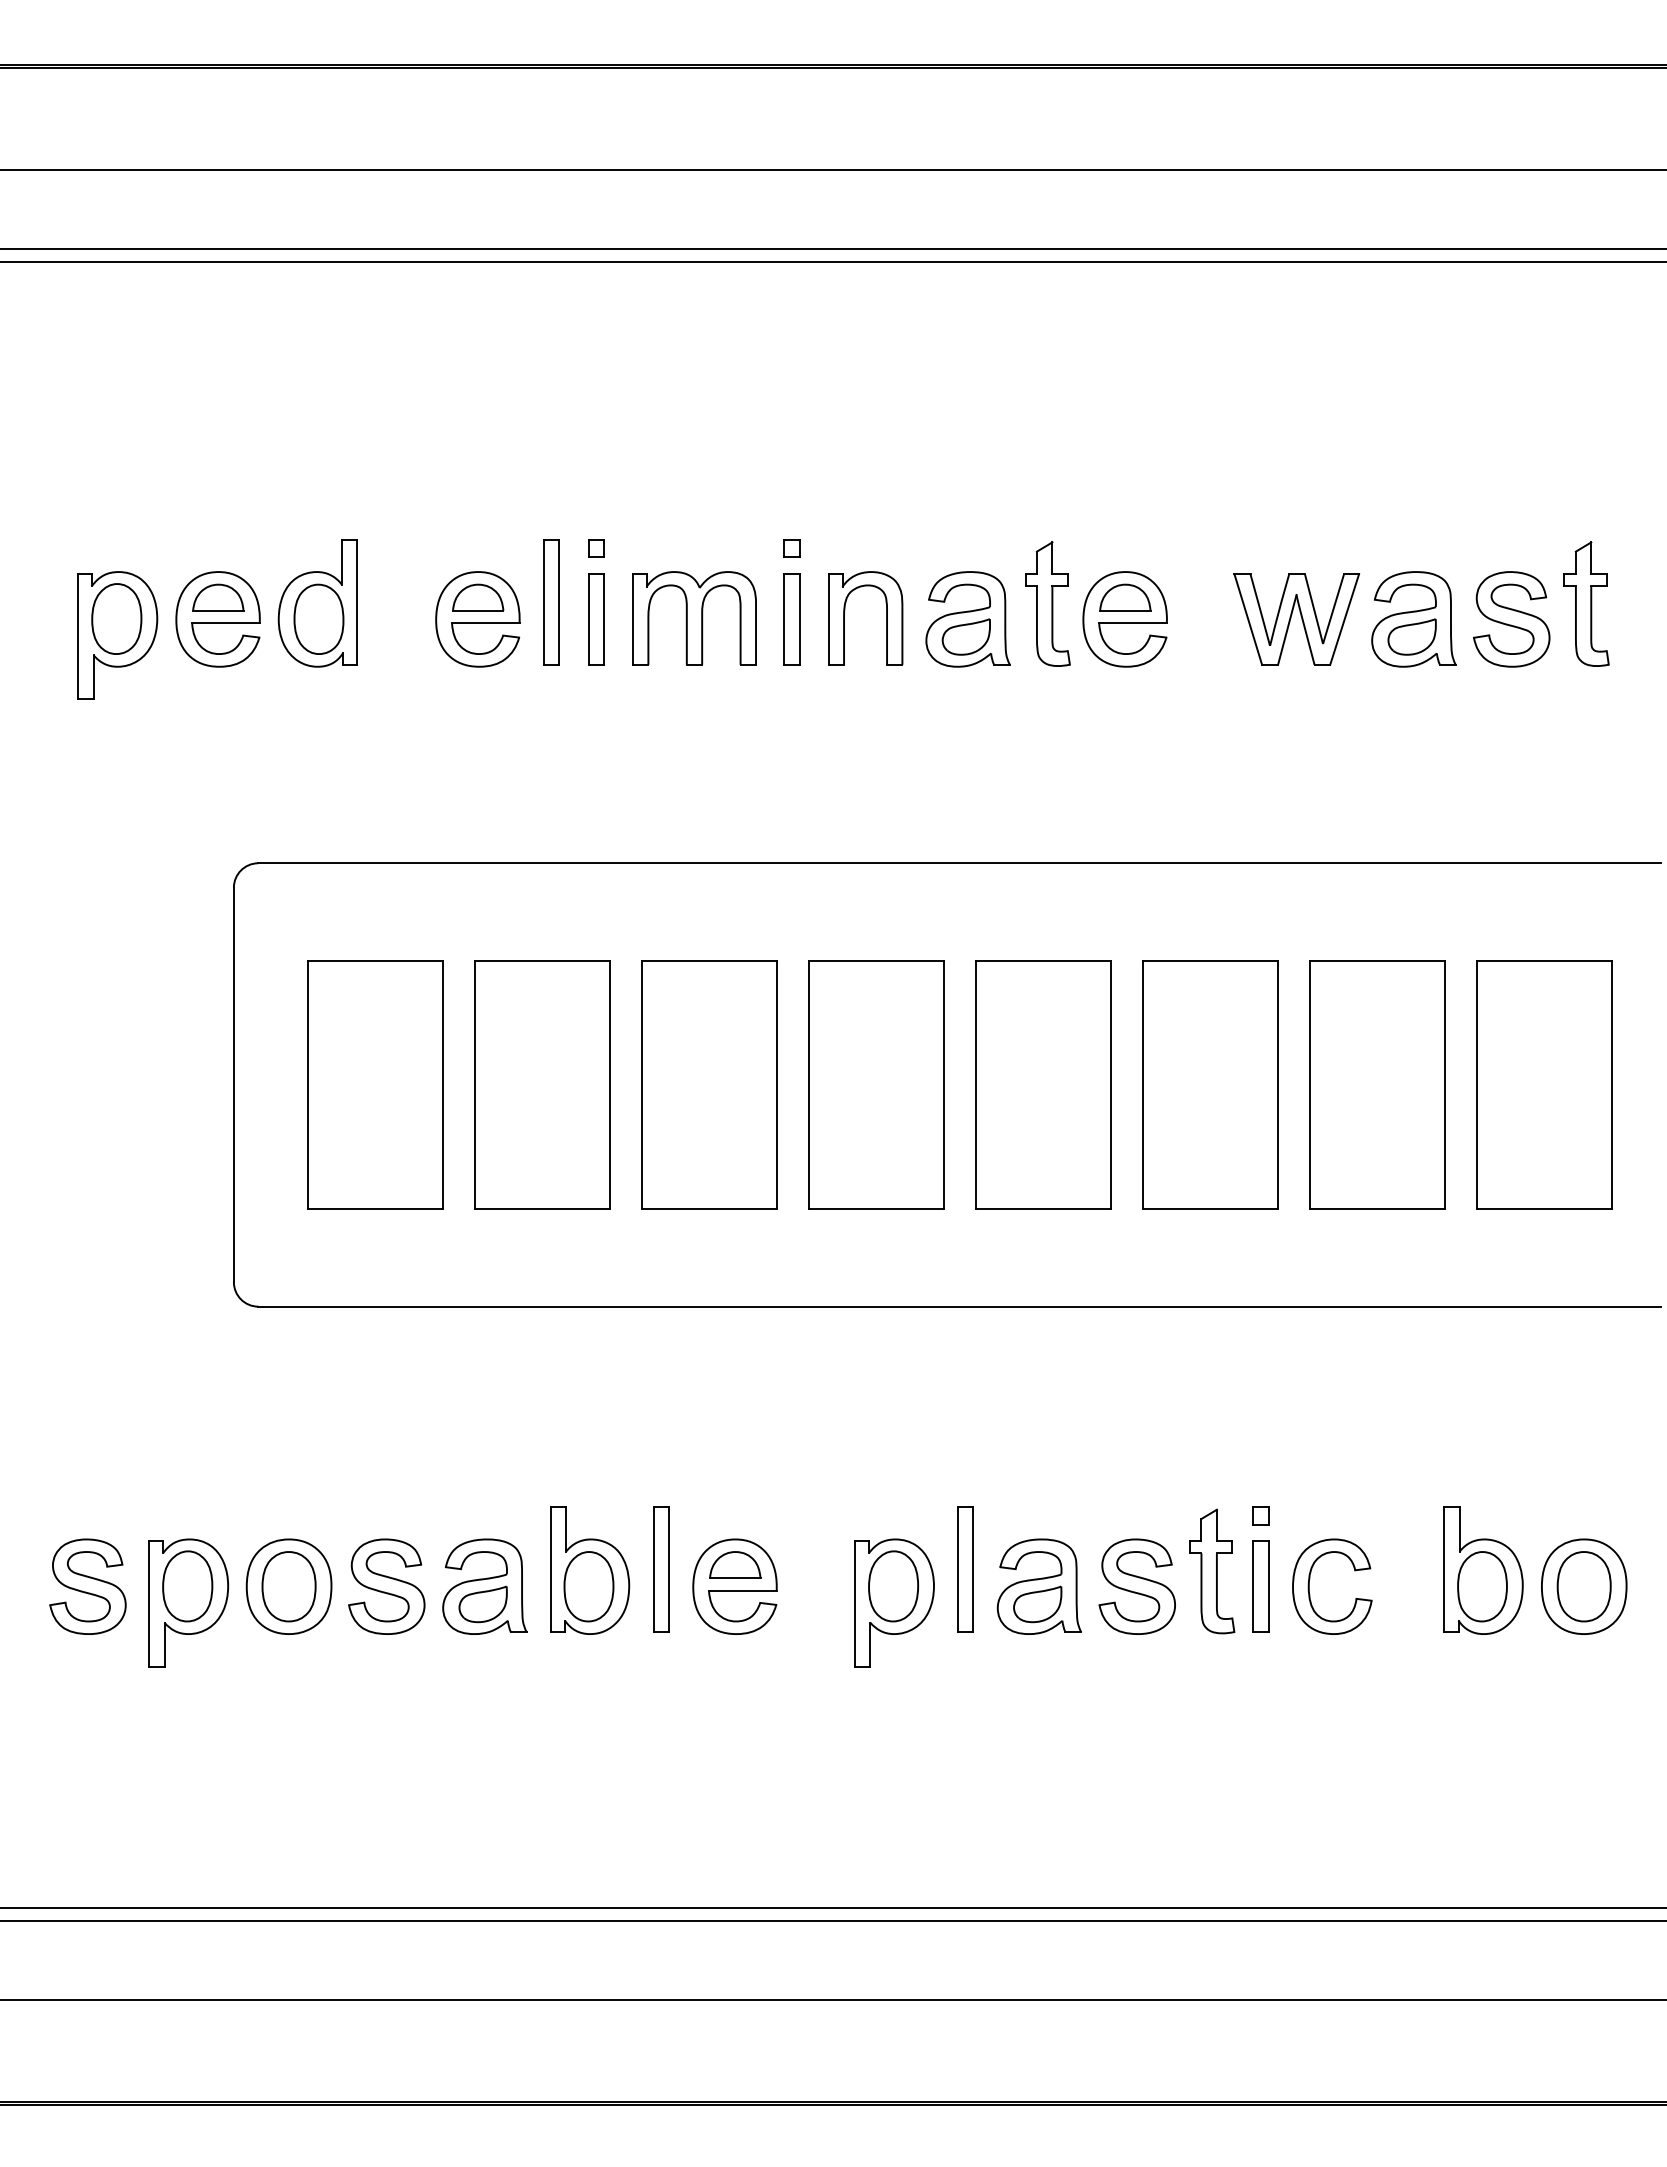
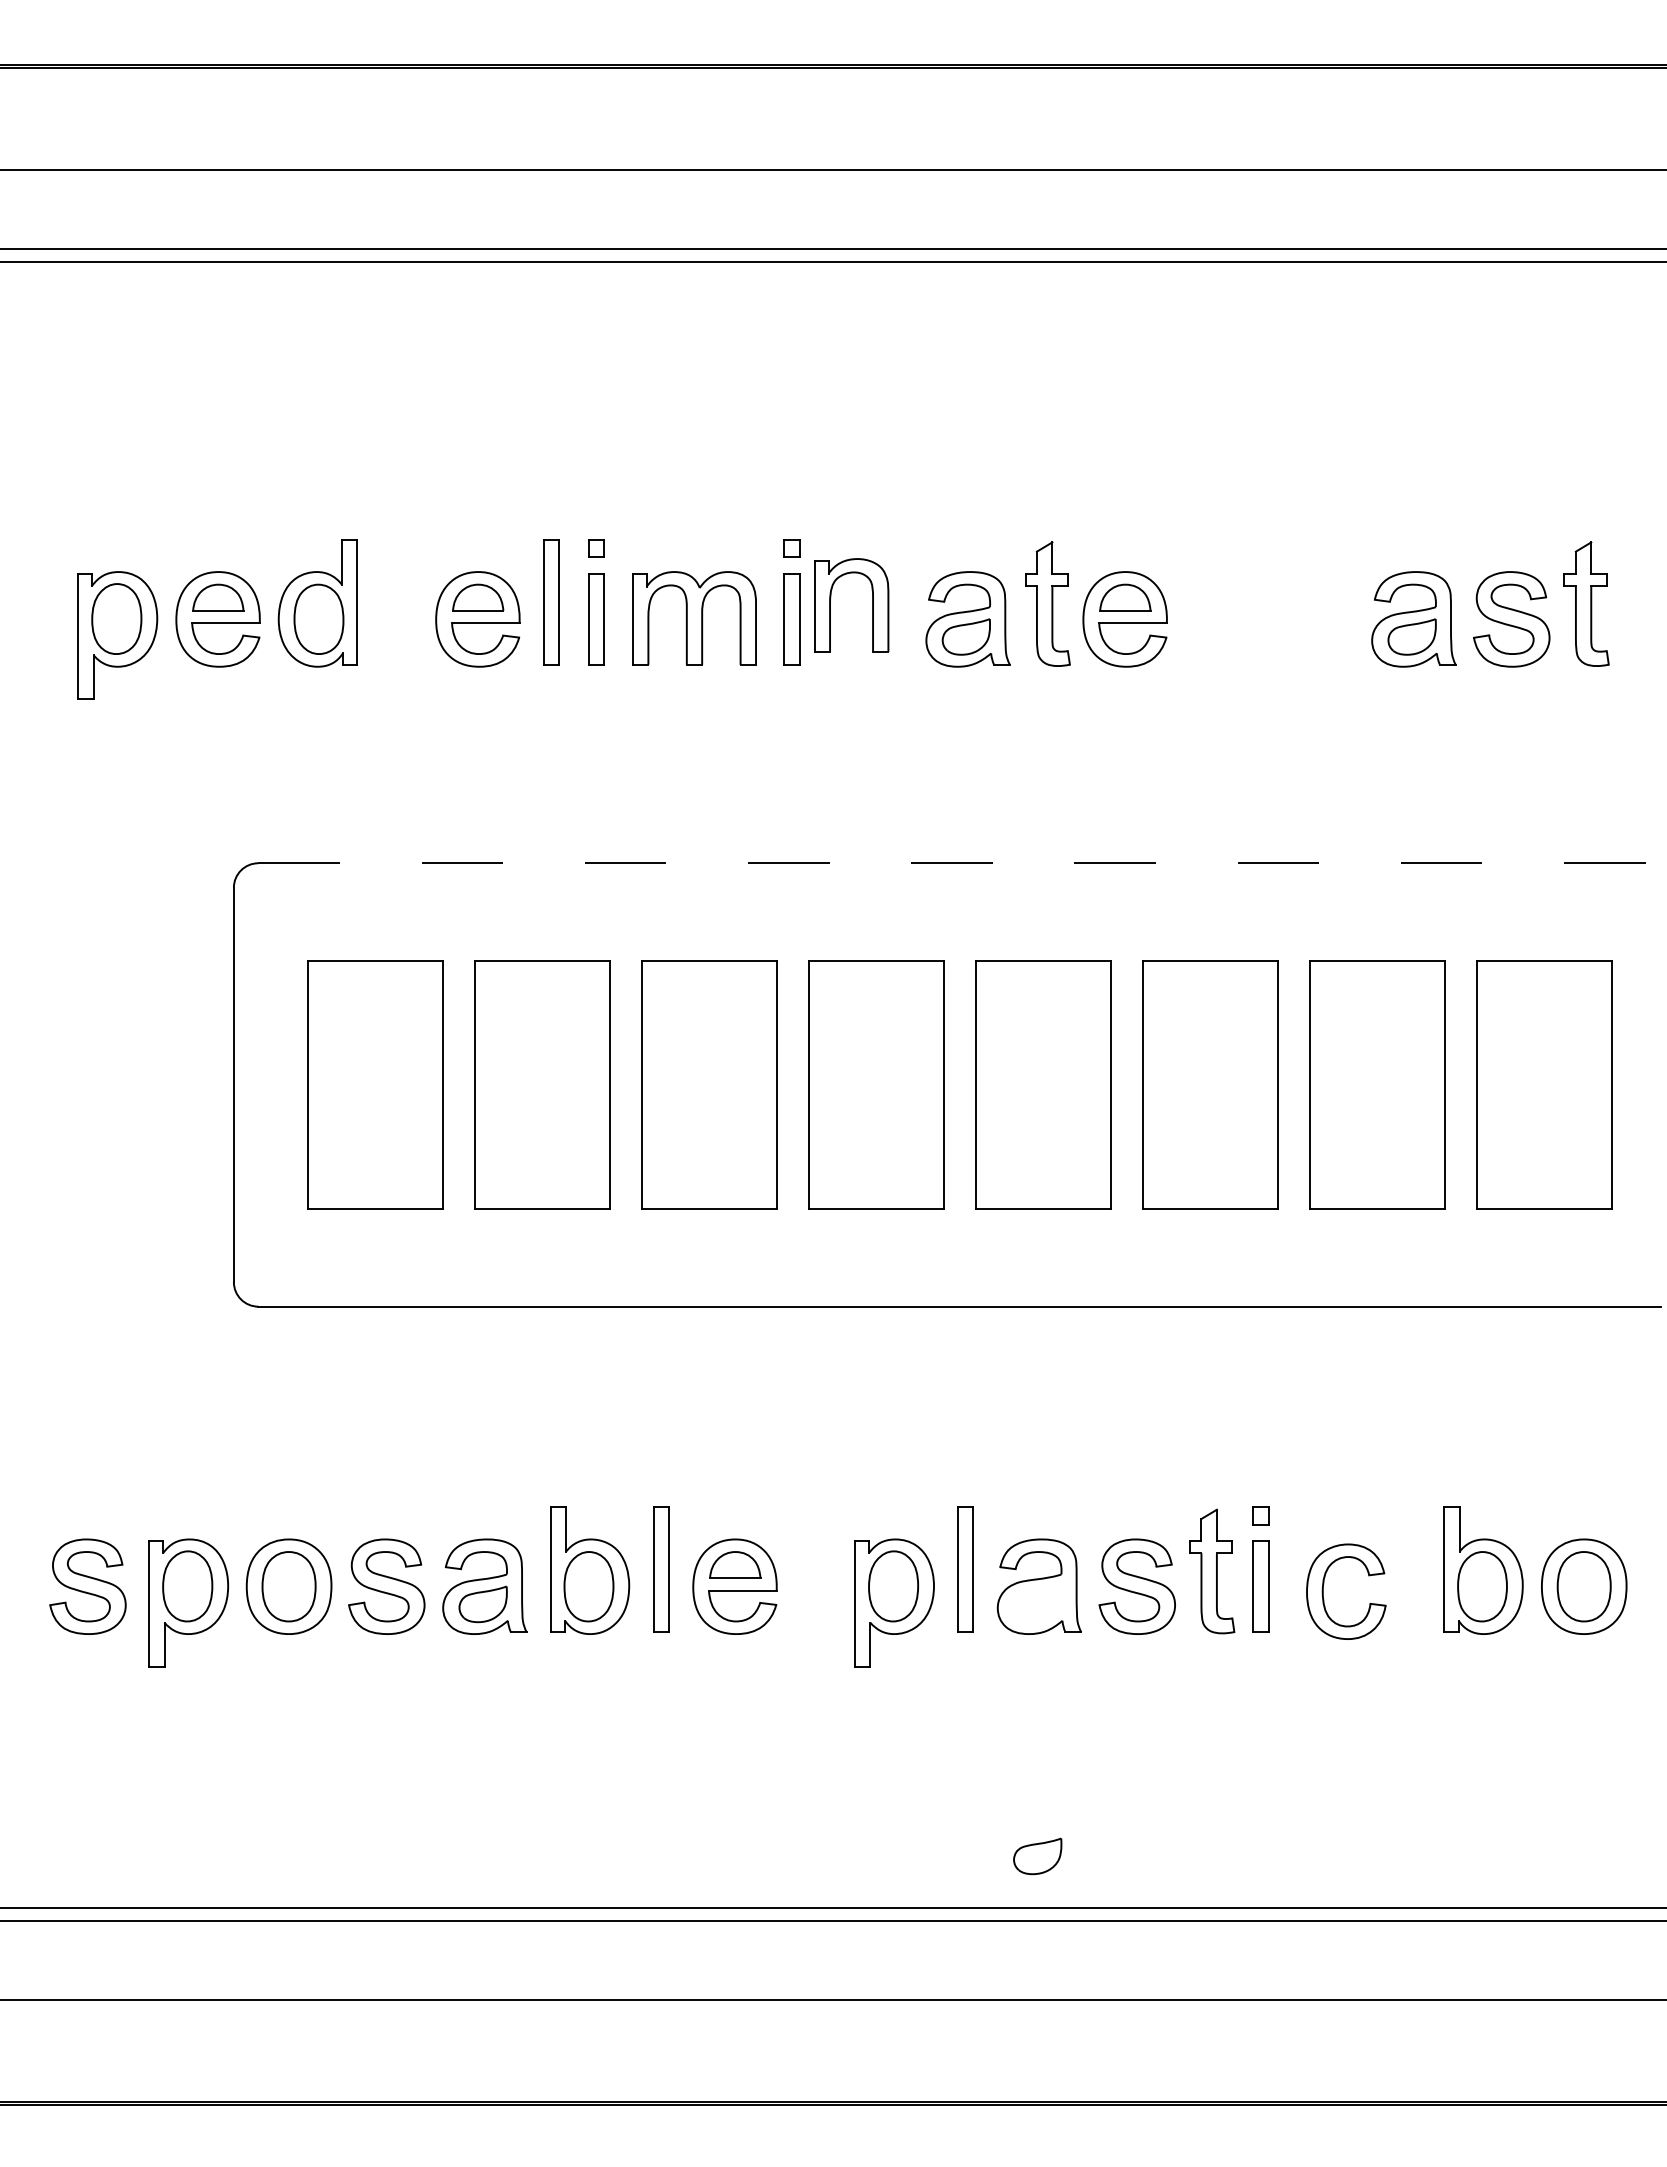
part position: (844, 618) -> (830, 605) (830, 605)
part: present -> none (1296, 619)
line: solid -> dashed (959, 863)
part position: (1309, 1586) -> (1323, 1591) (1323, 1591)
part position: (1037, 1604) -> (1037, 1856) (1037, 1856)
